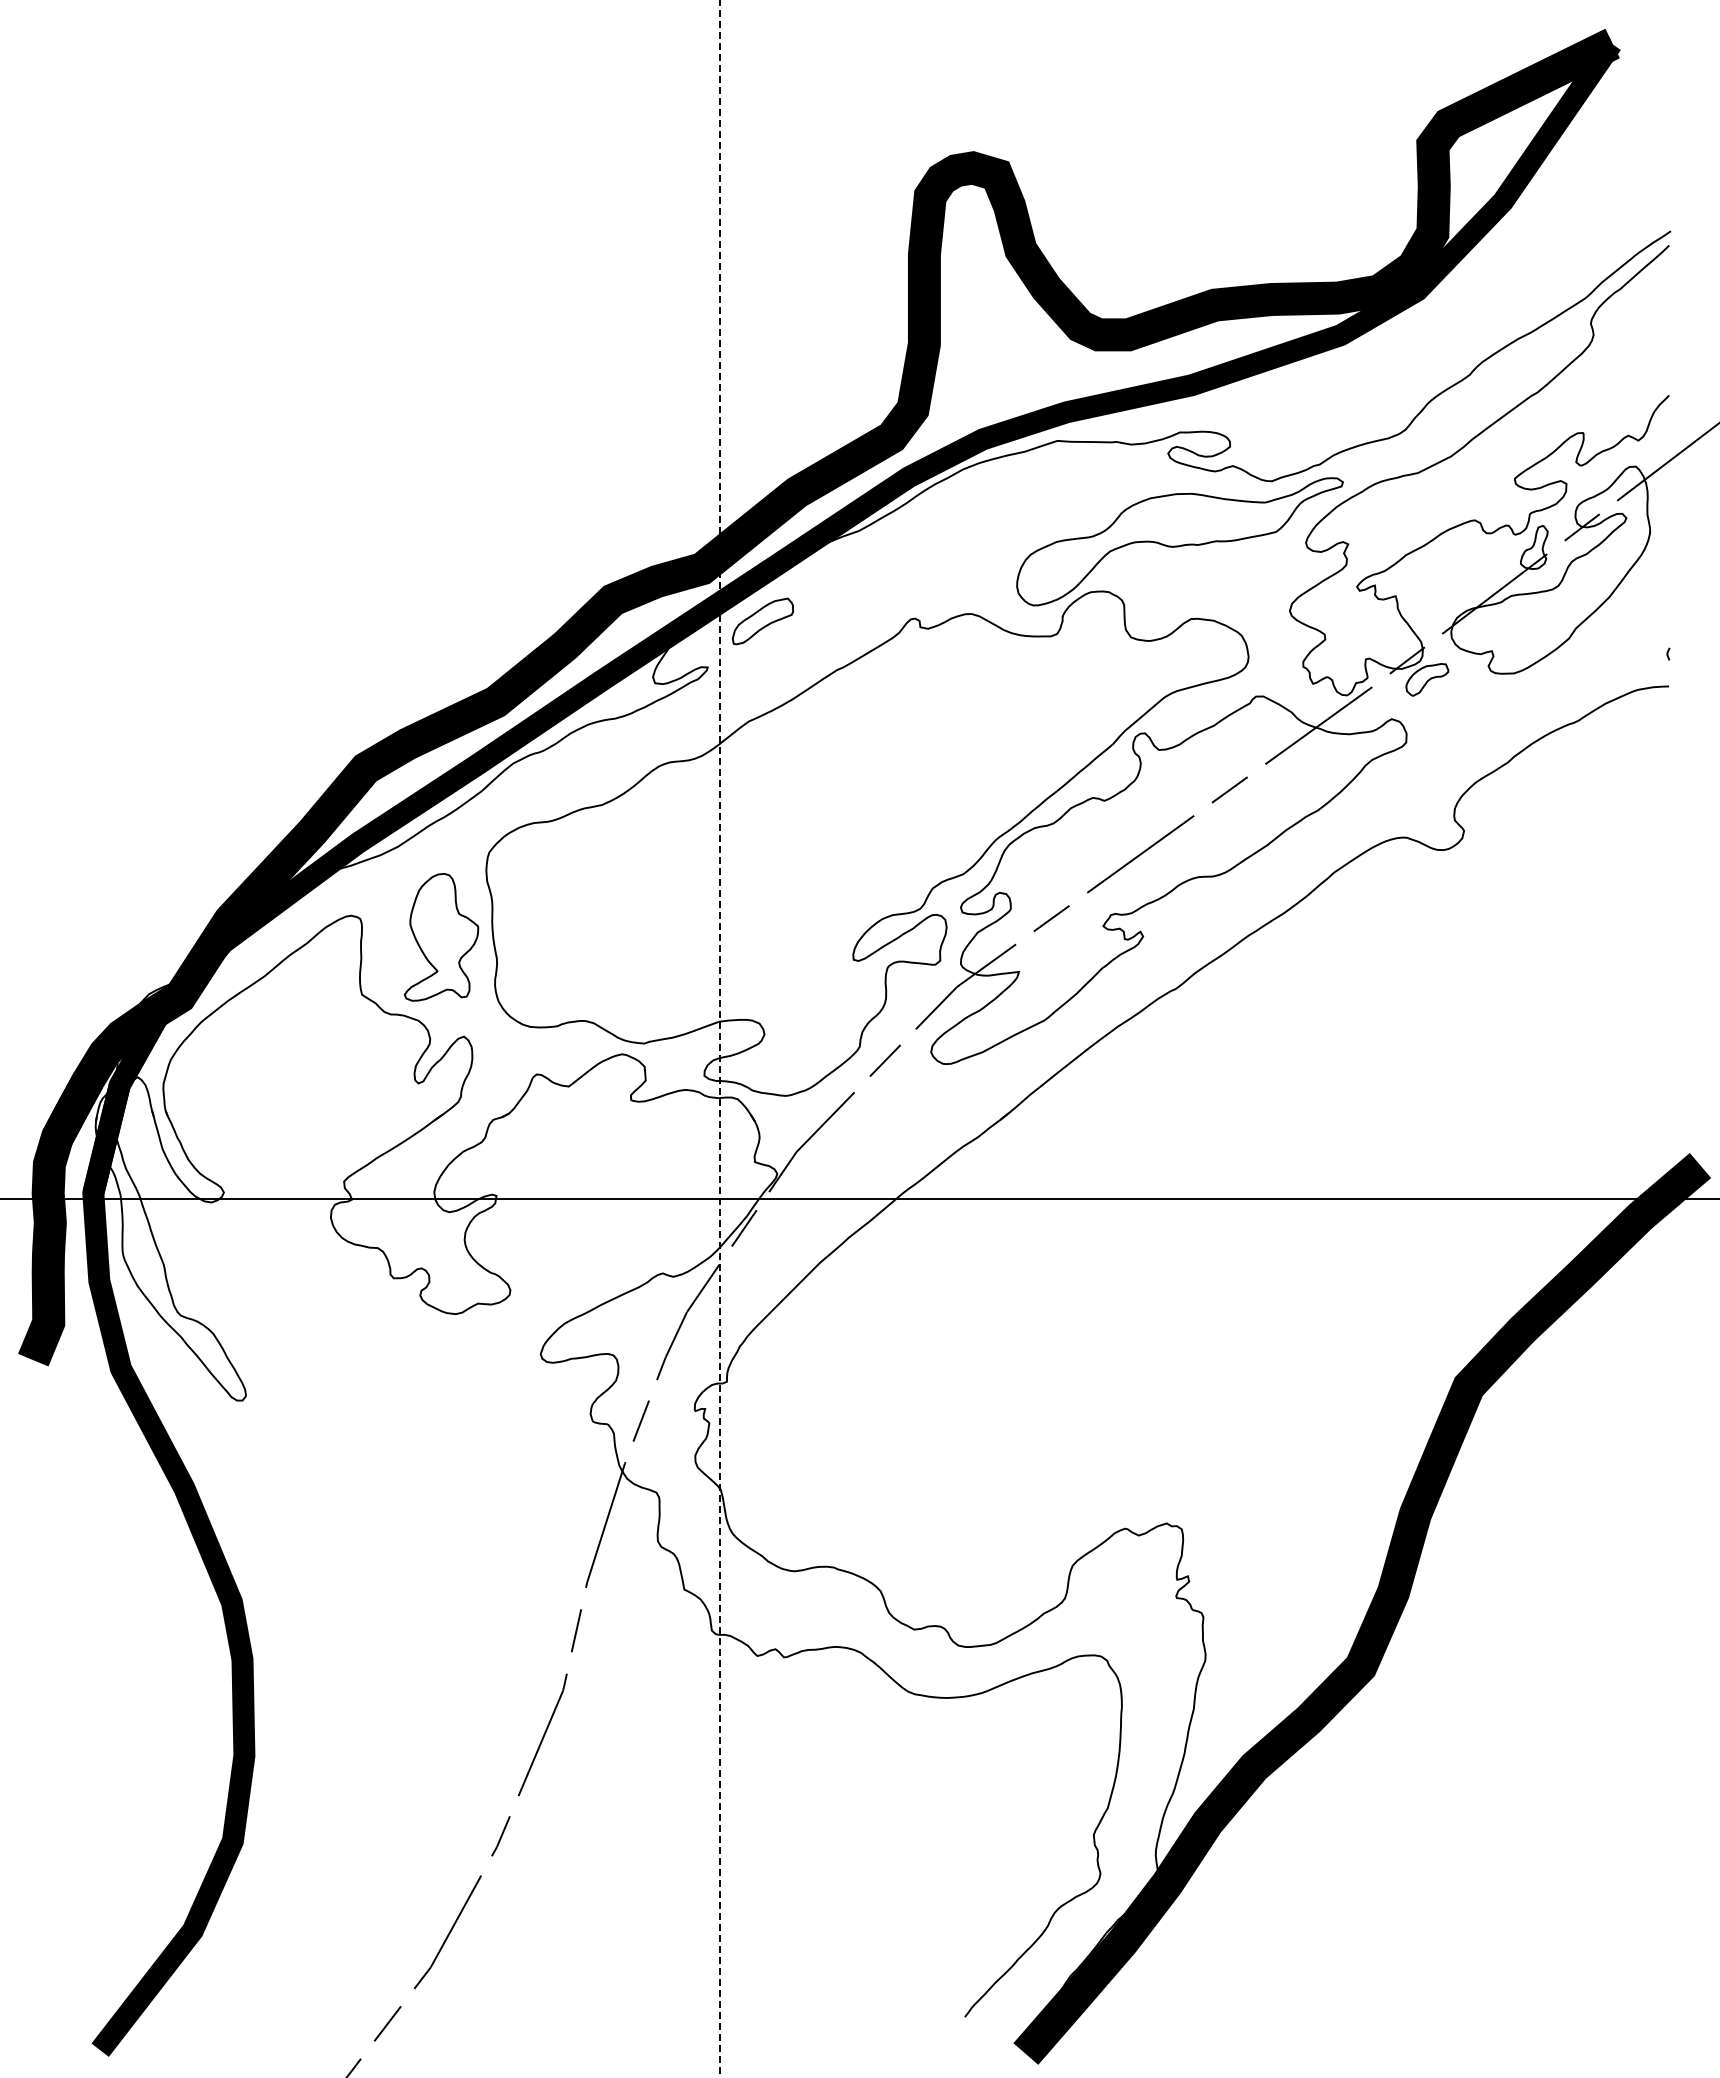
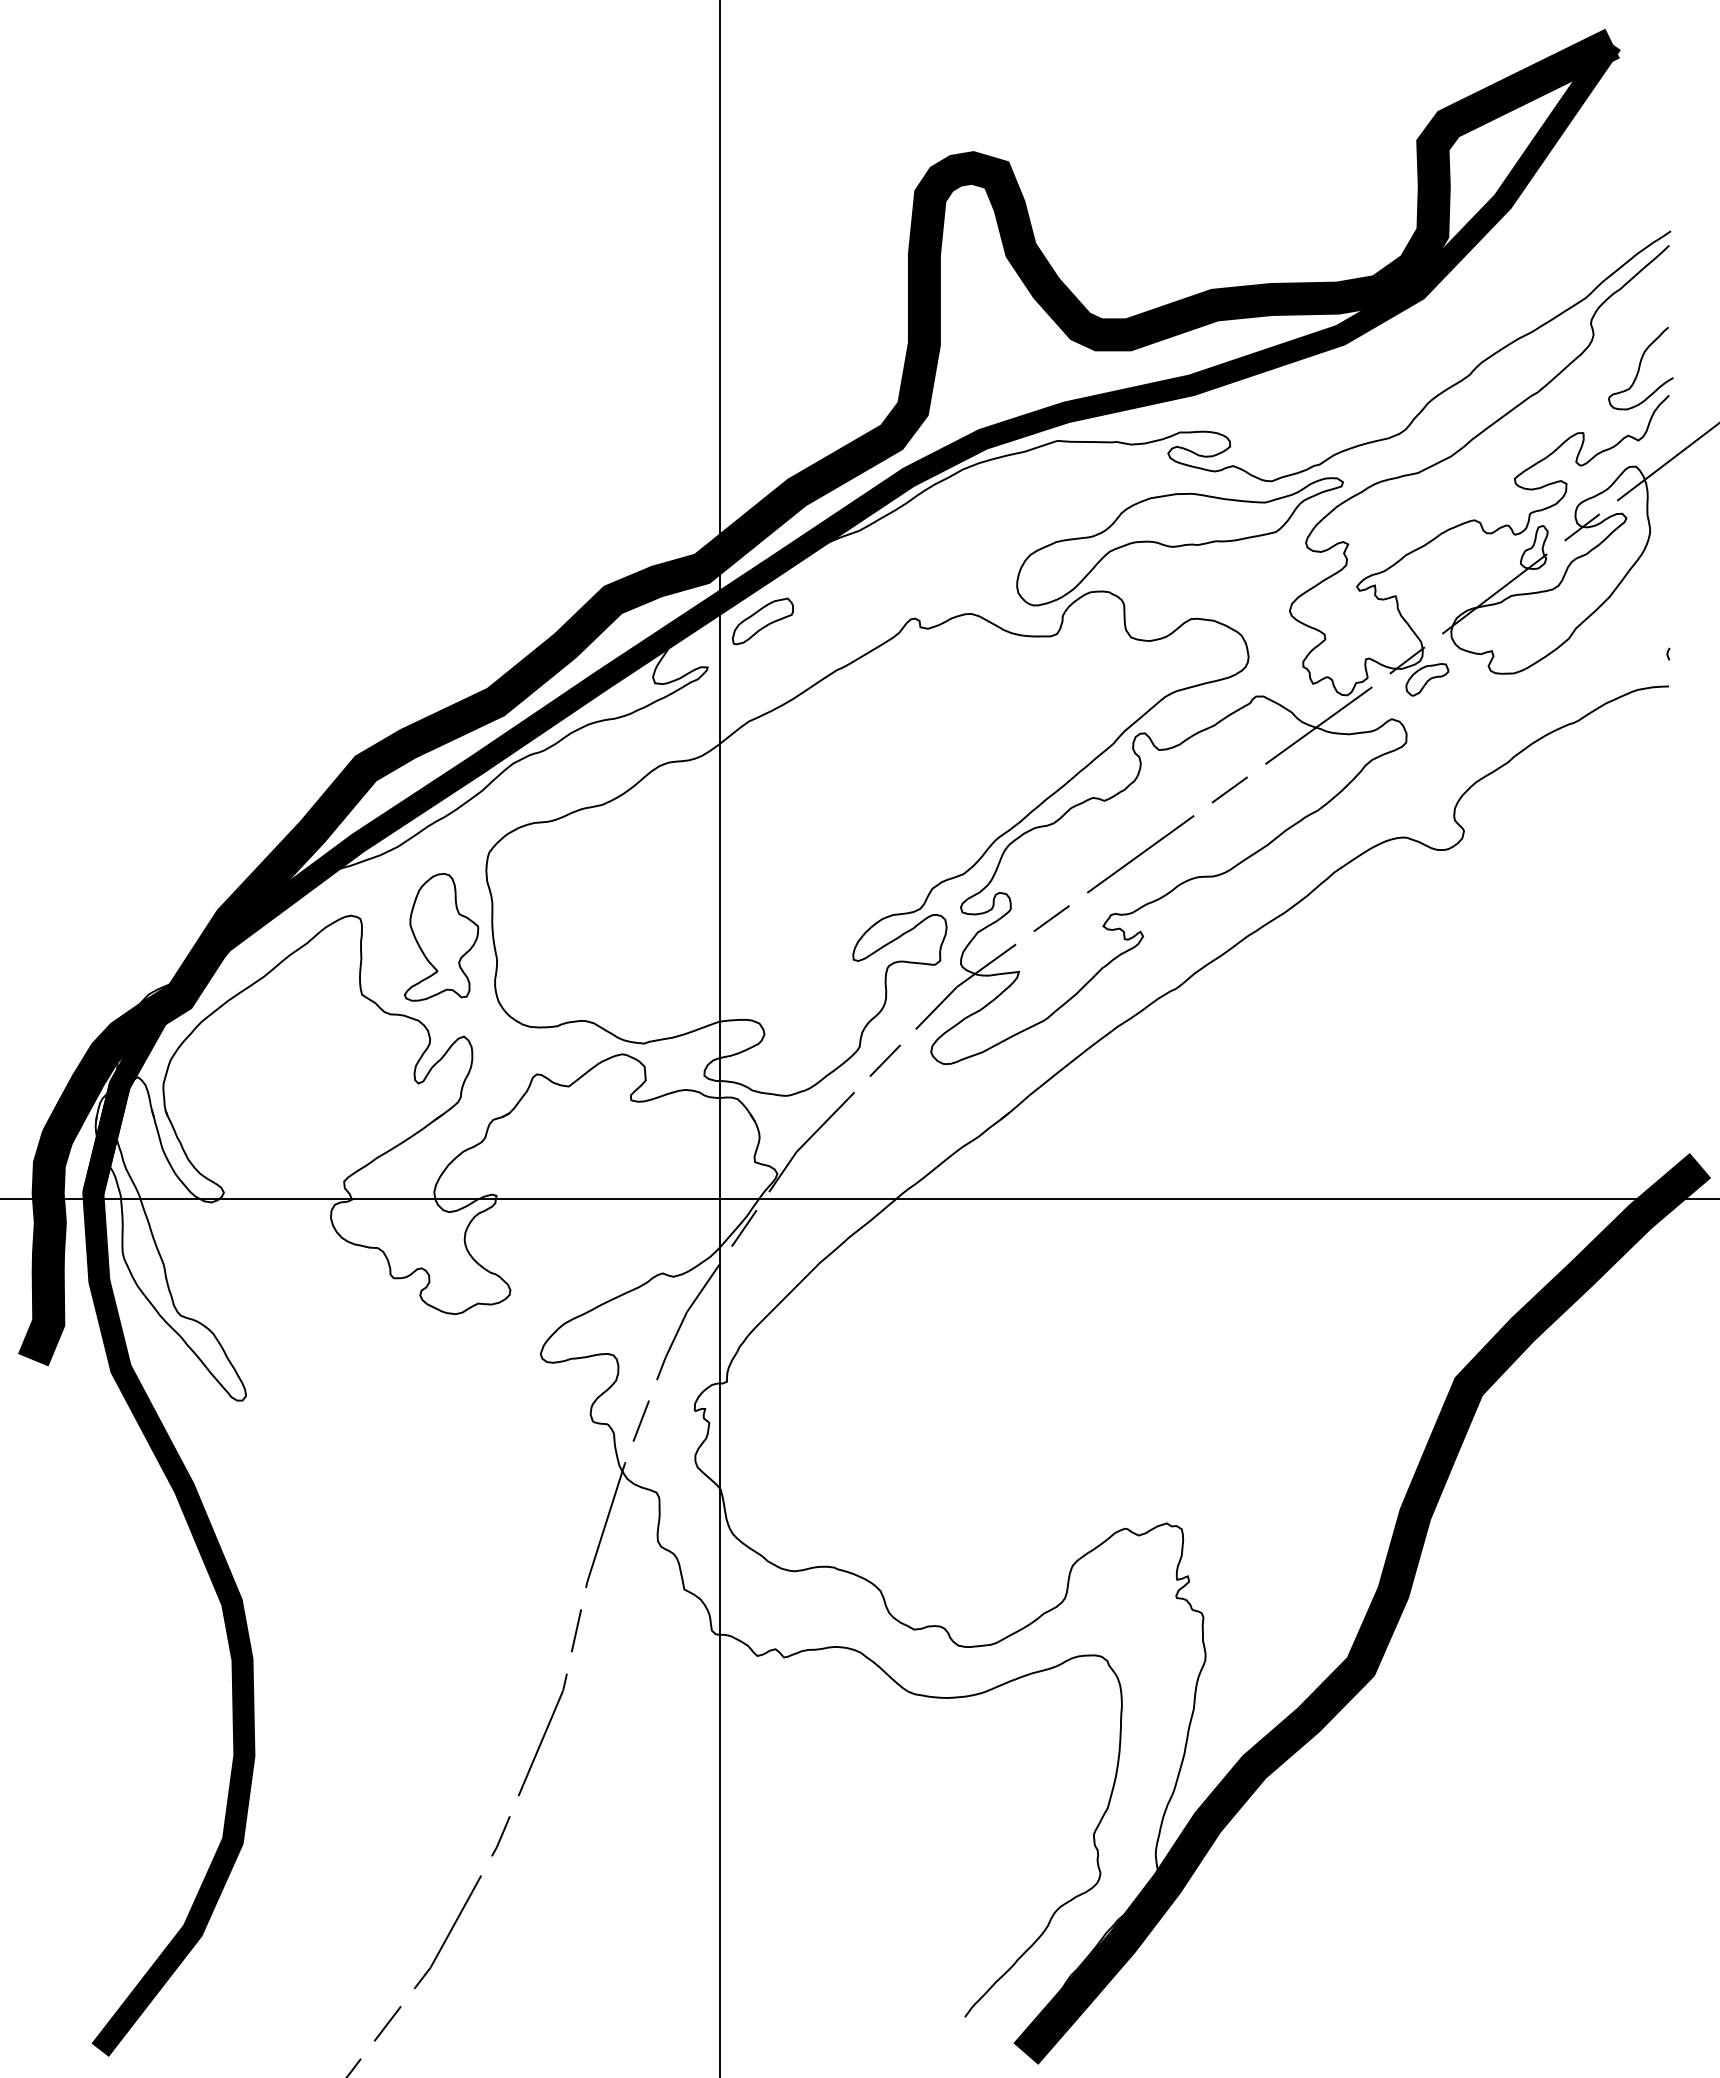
curve: none -> present (1640, 367)
line: dashed -> solid (720, 1038)
